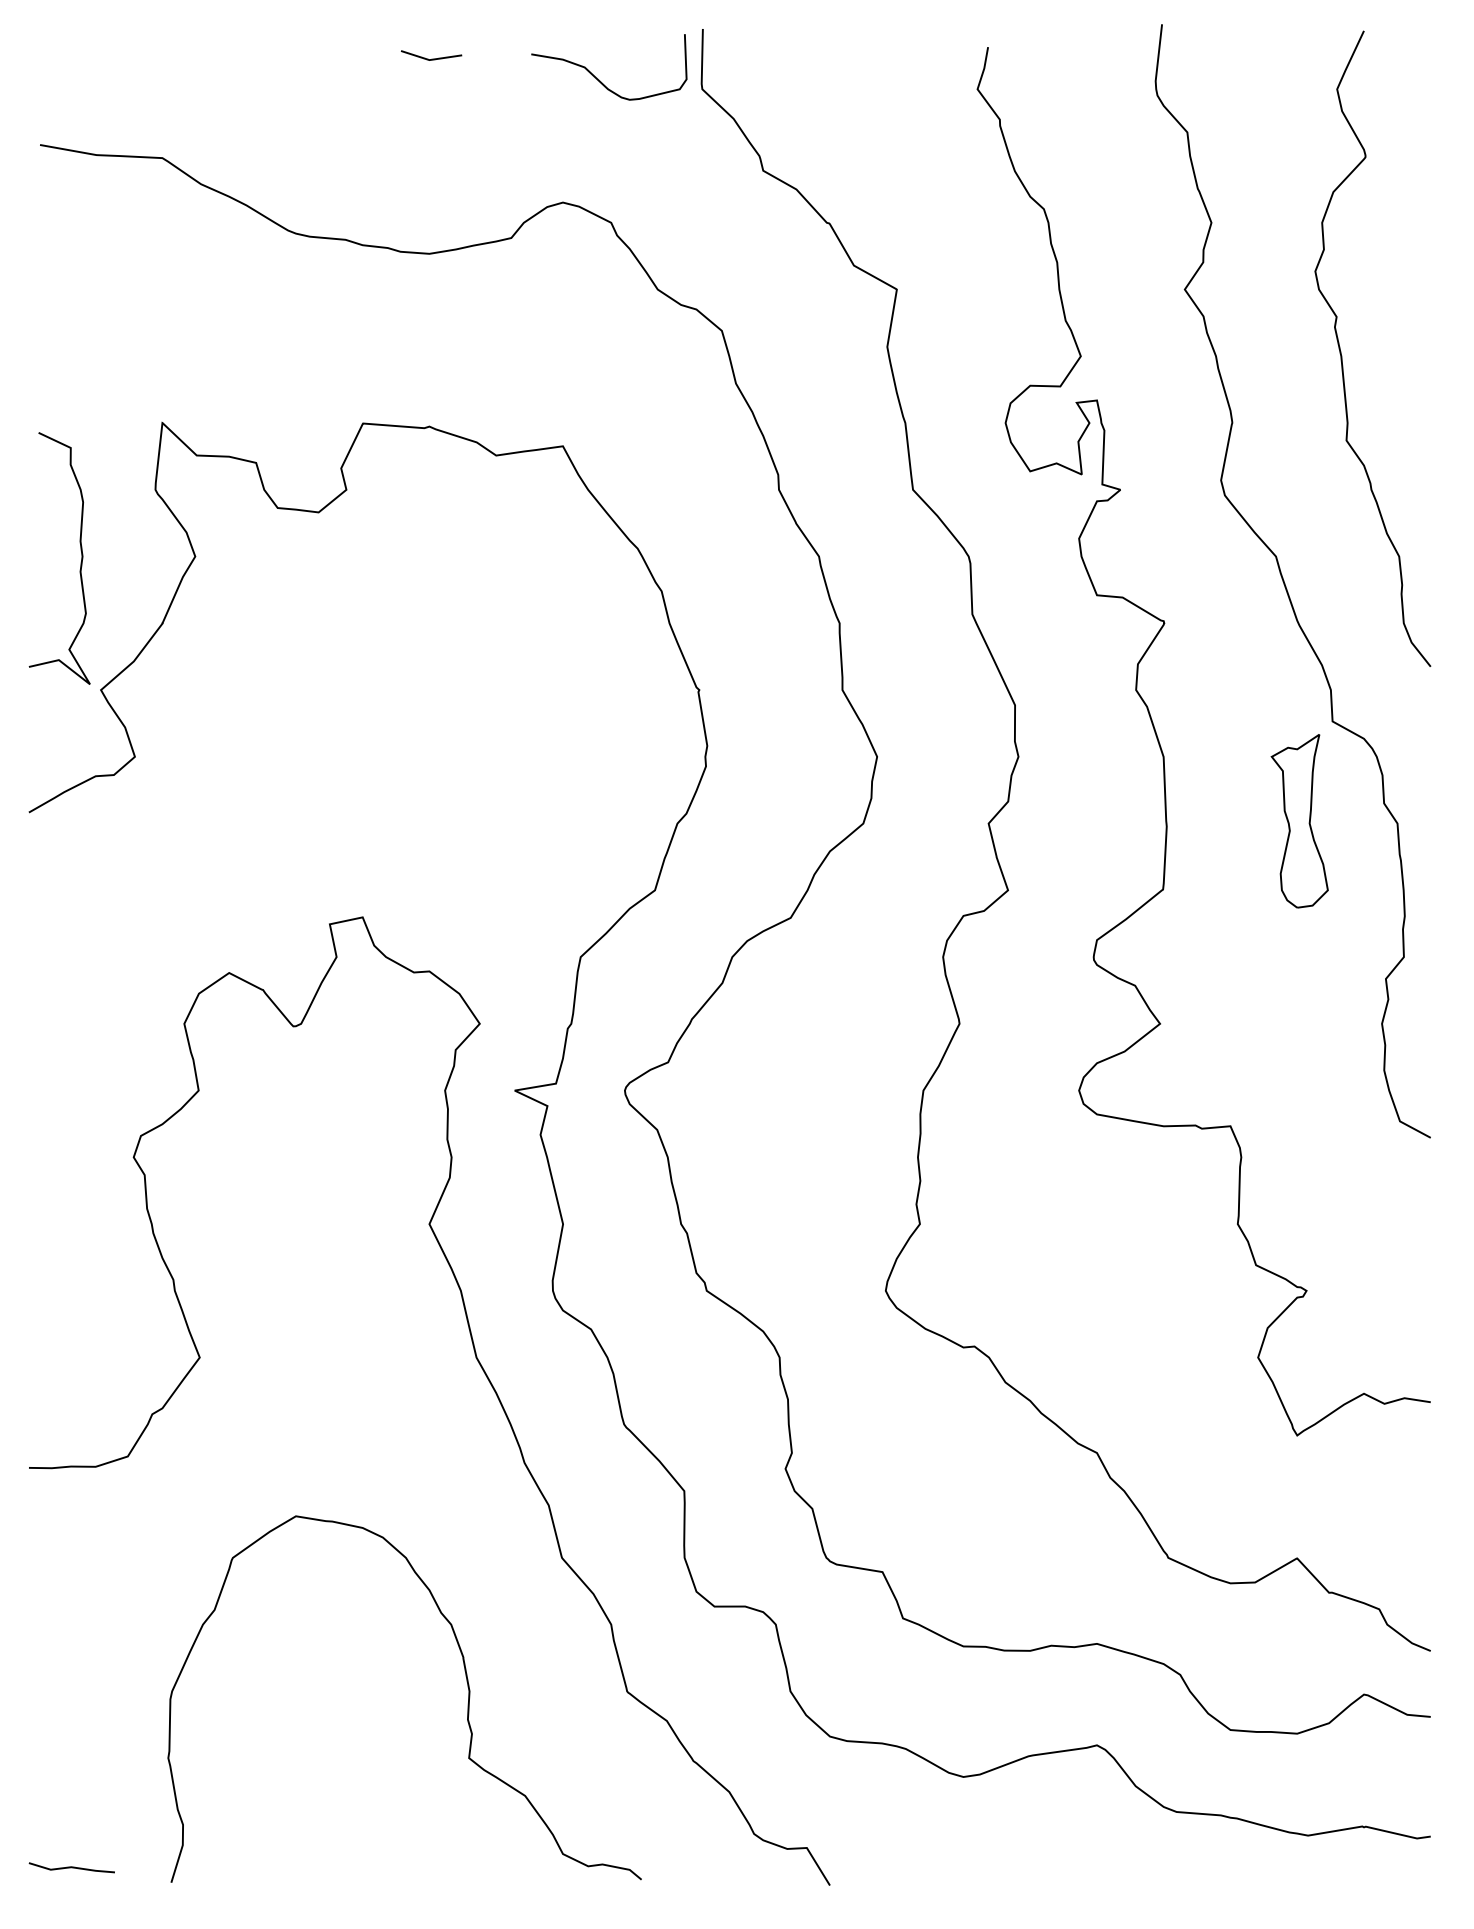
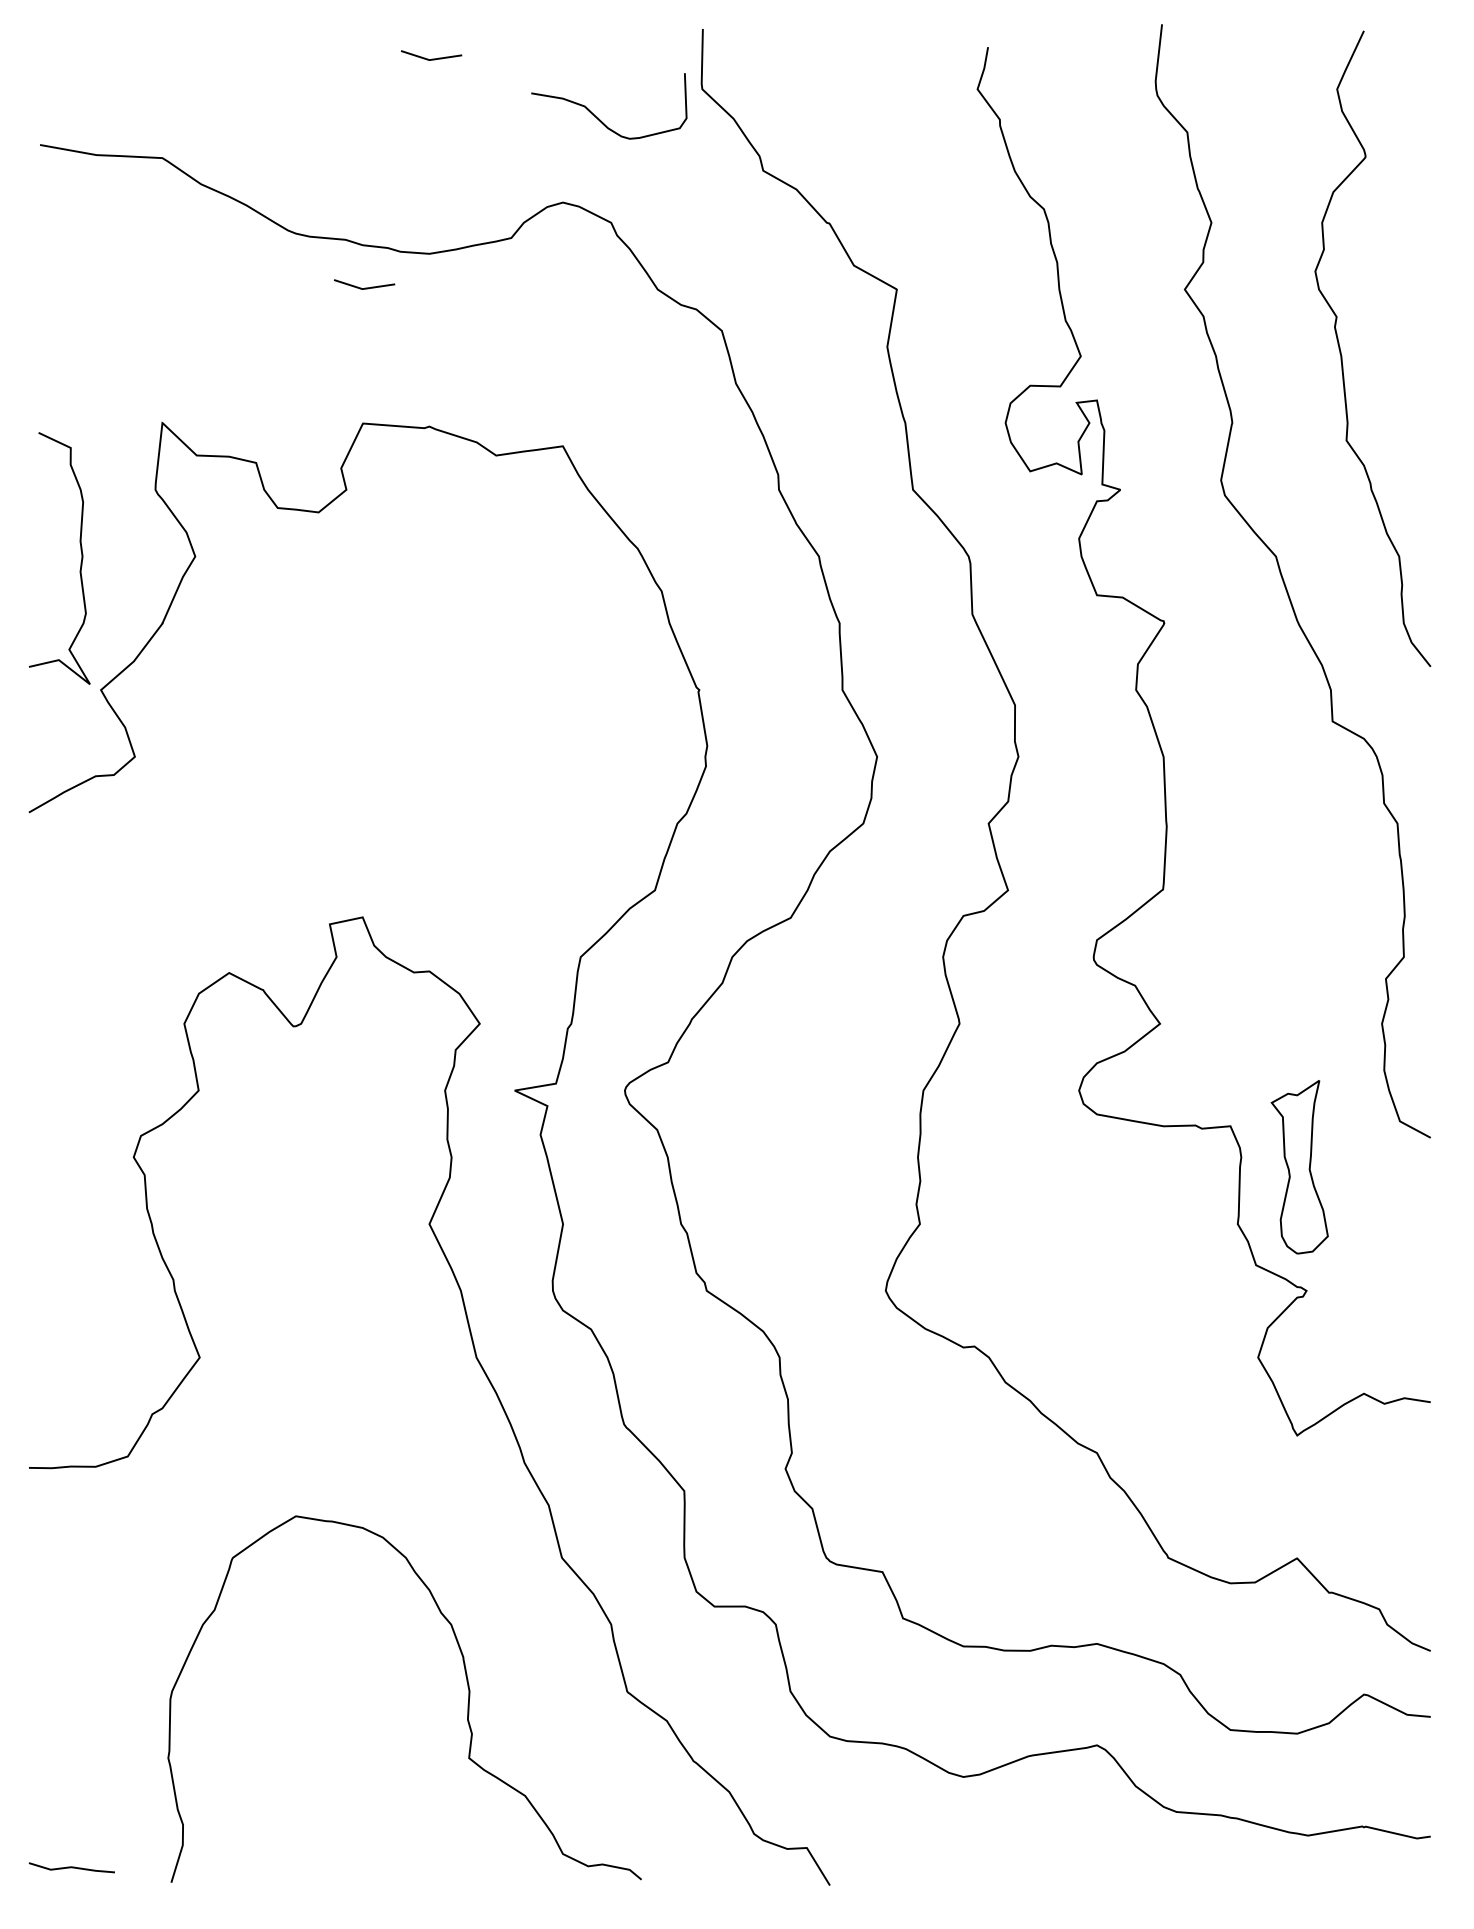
curve position: (599, 79) -> (599, 118) (599, 118)
line: none -> present (364, 287)
part position: (1299, 821) -> (1299, 1167) (1299, 1167)
